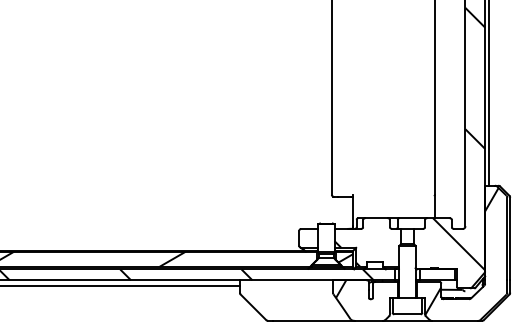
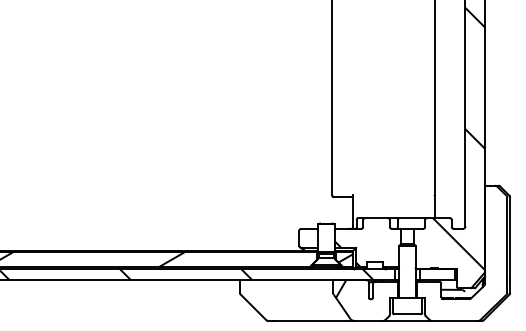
line: present -> none (488, 93)
hatch: present -> none (461, 251)
line: present -> none (120, 285)
